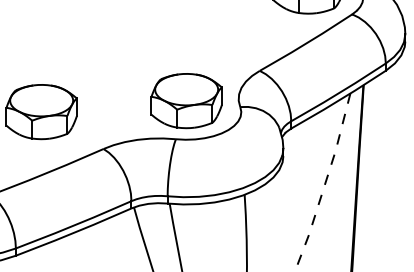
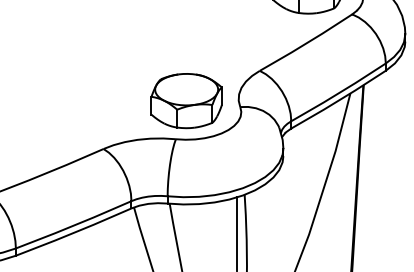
part: present -> none (41, 112)
line: dashed -> solid (325, 183)
line: none -> present (237, 232)
